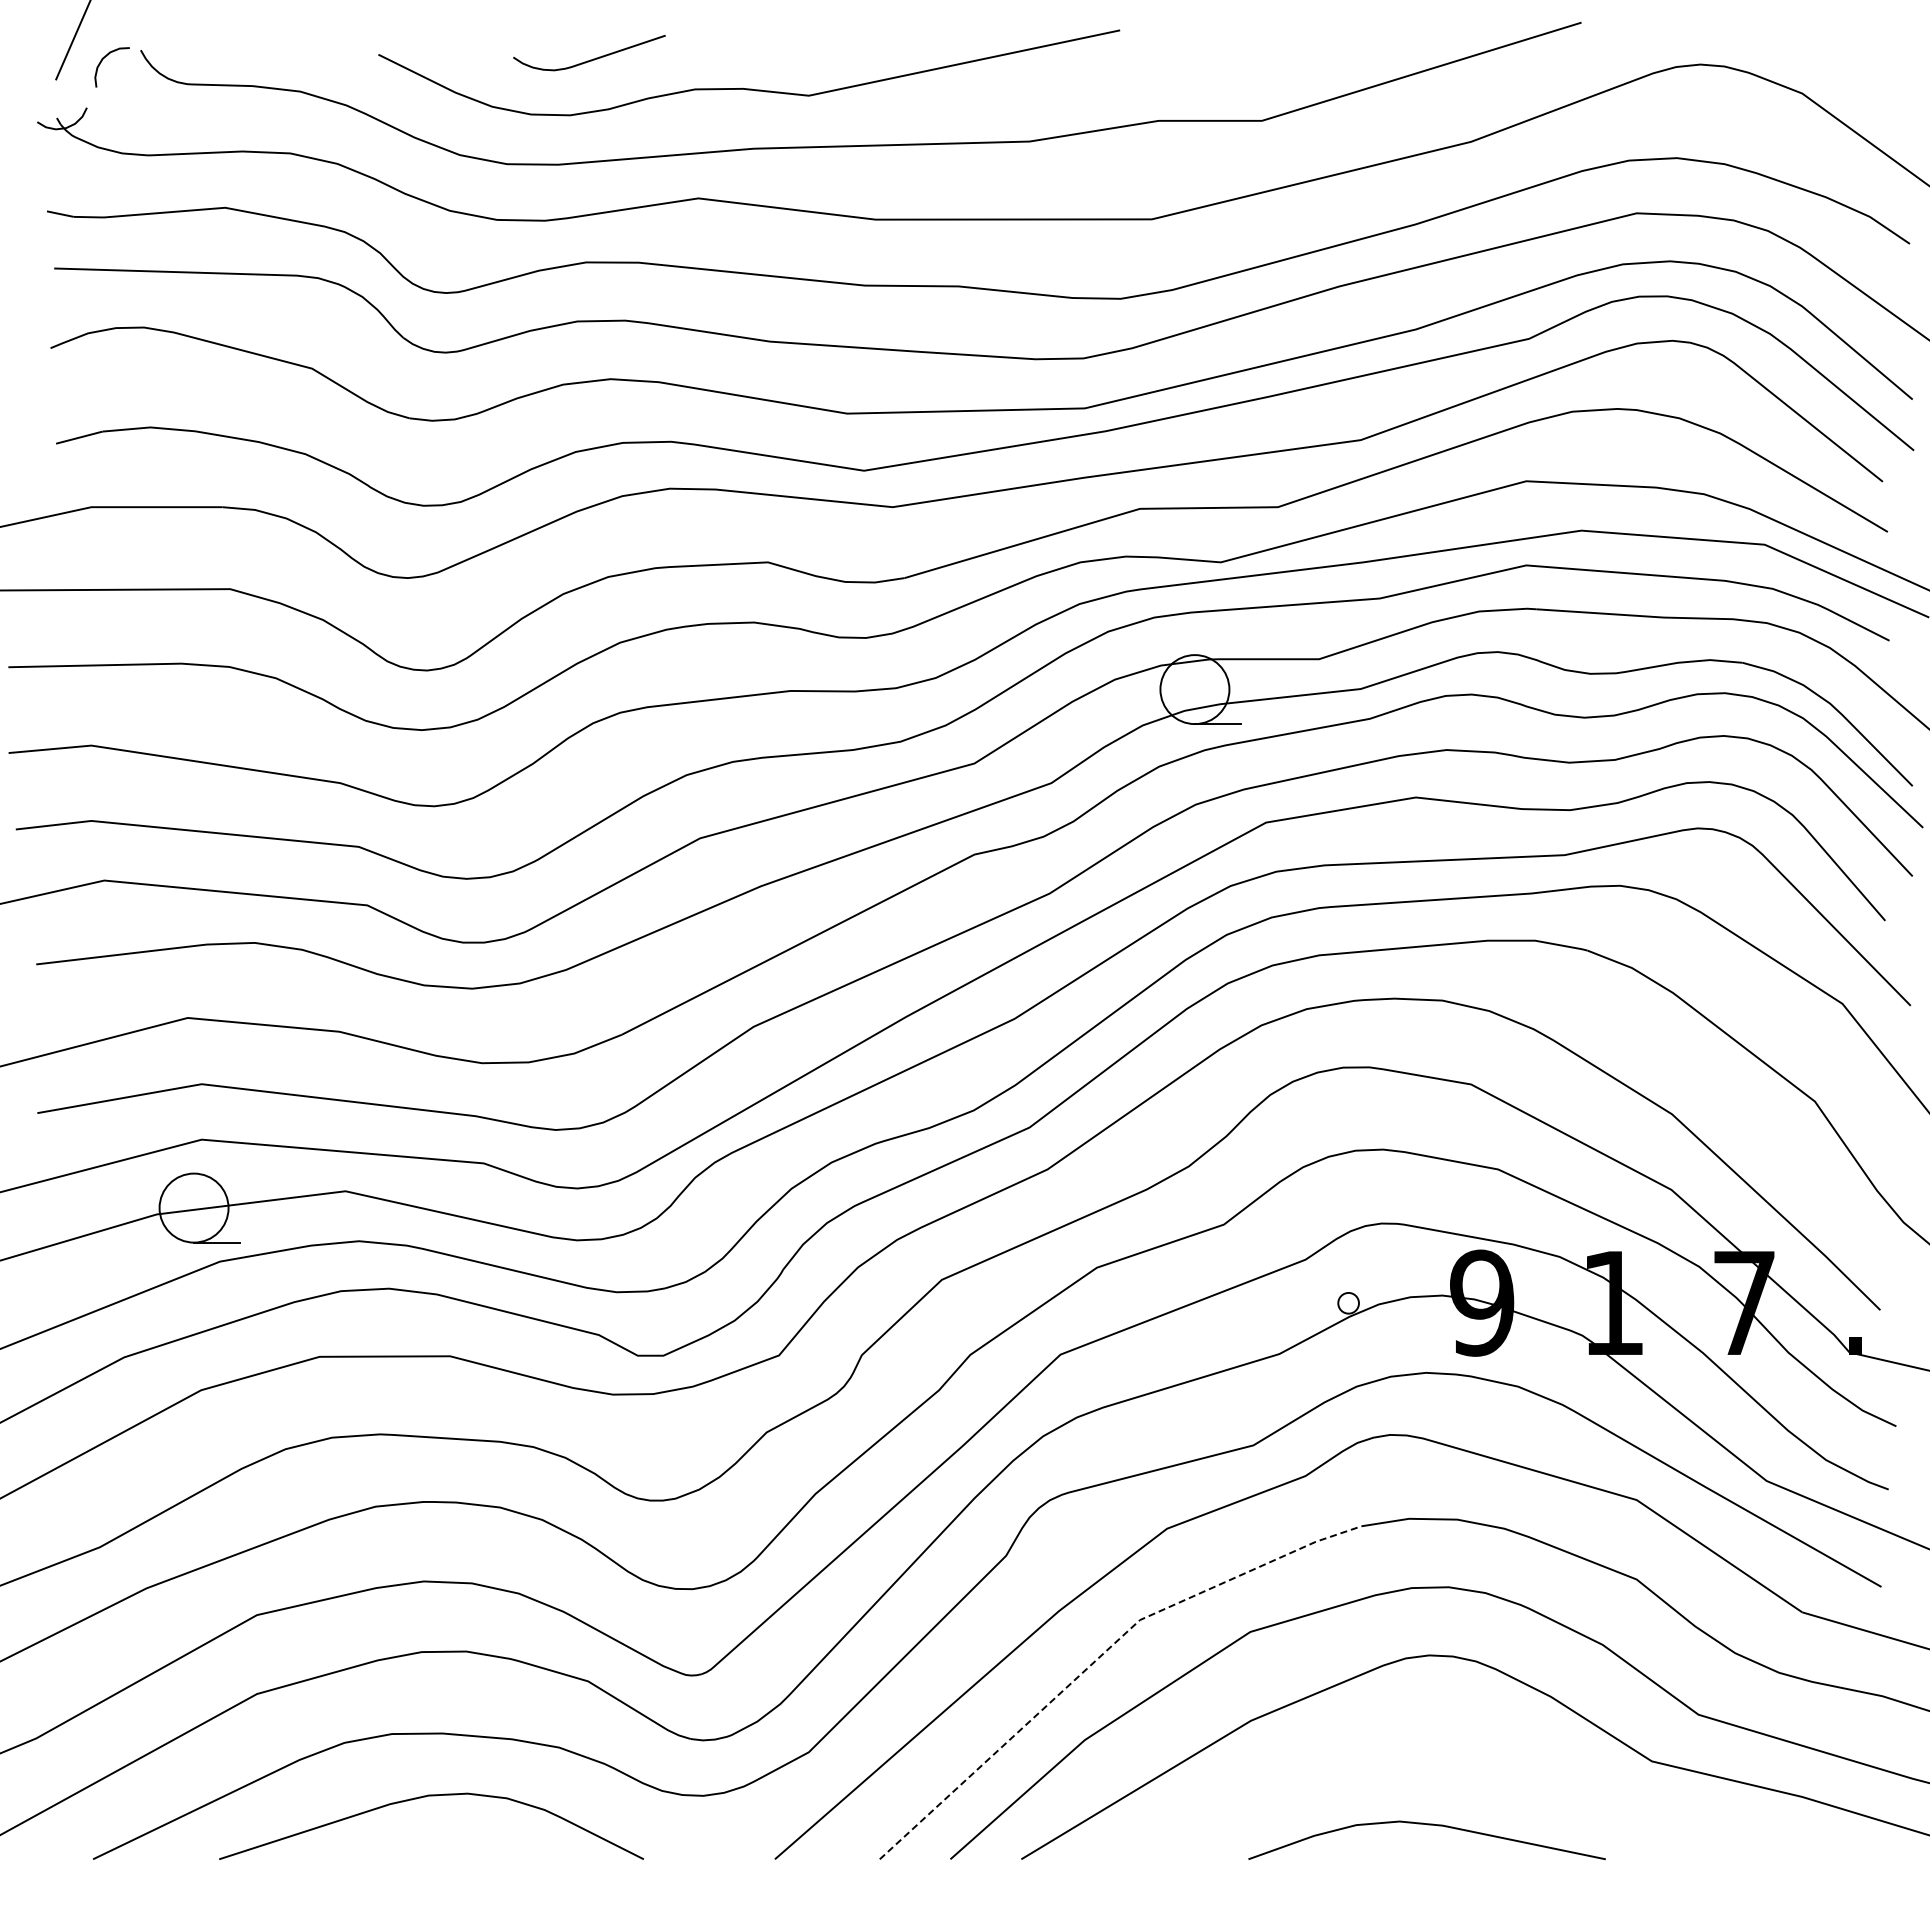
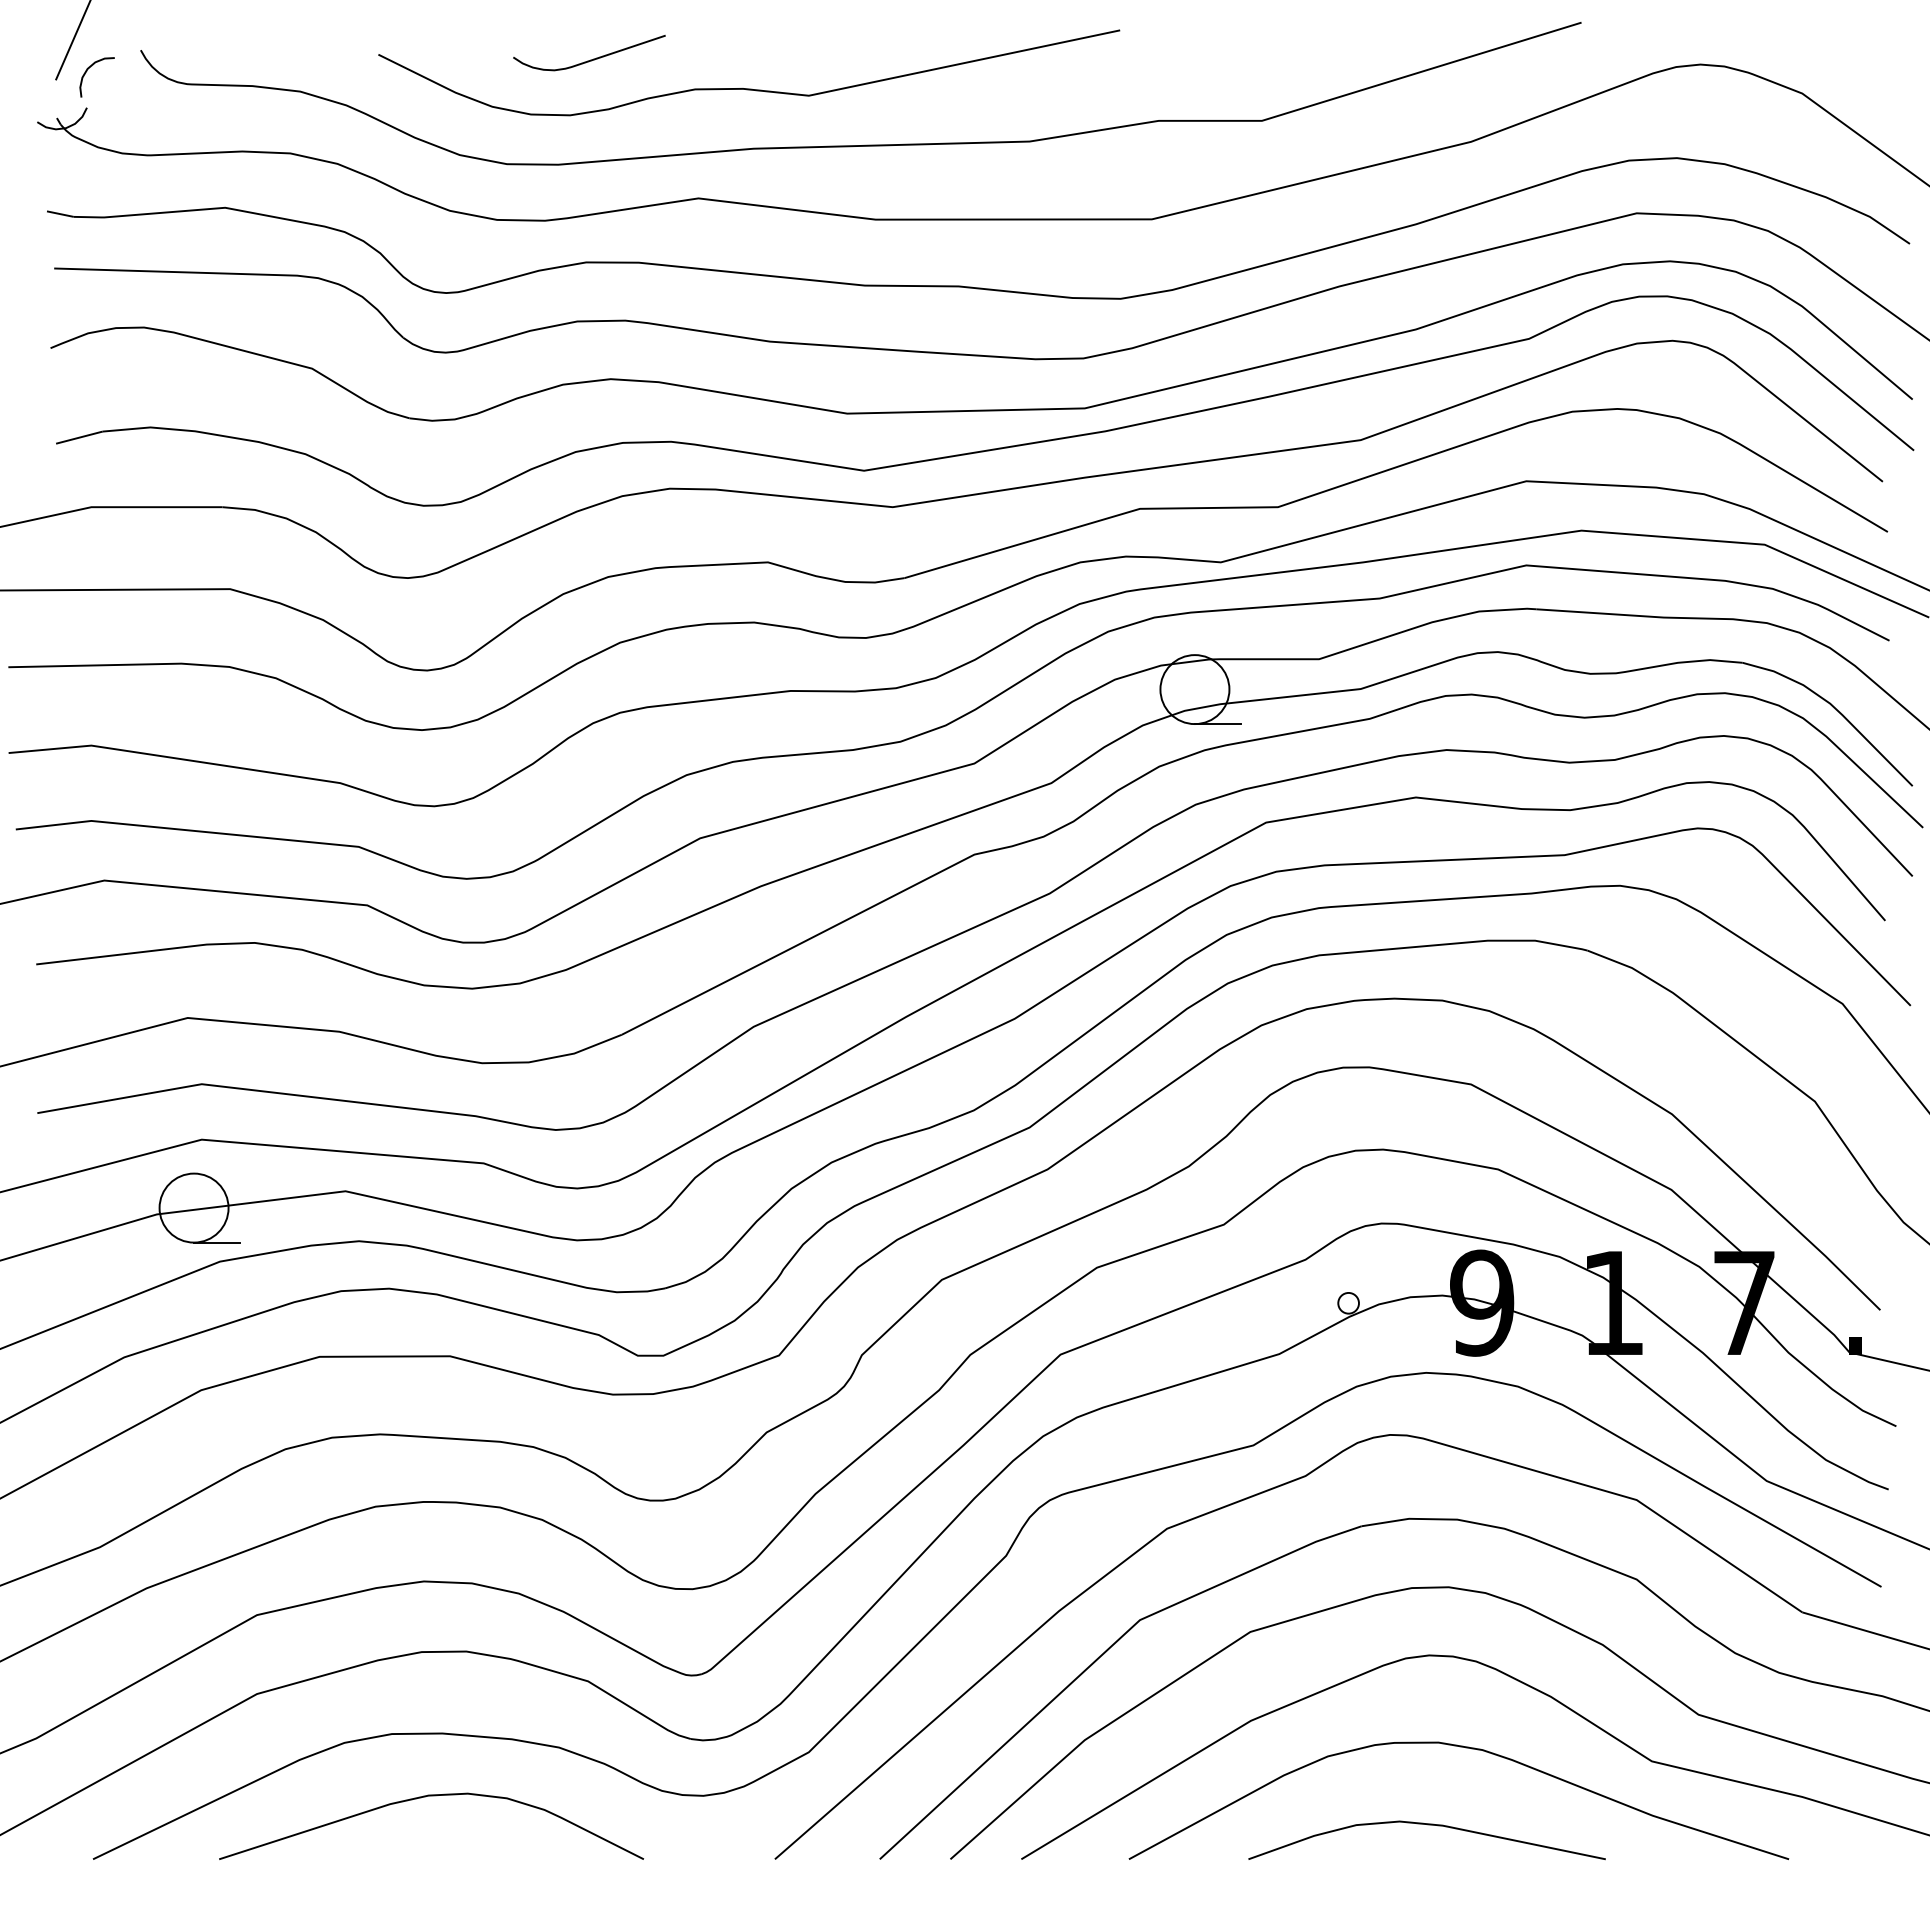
curve position: (102, 61) -> (87, 71) (87, 71)
line: dashed -> solid (1099, 1657)
curve: none -> present (1465, 1748)
